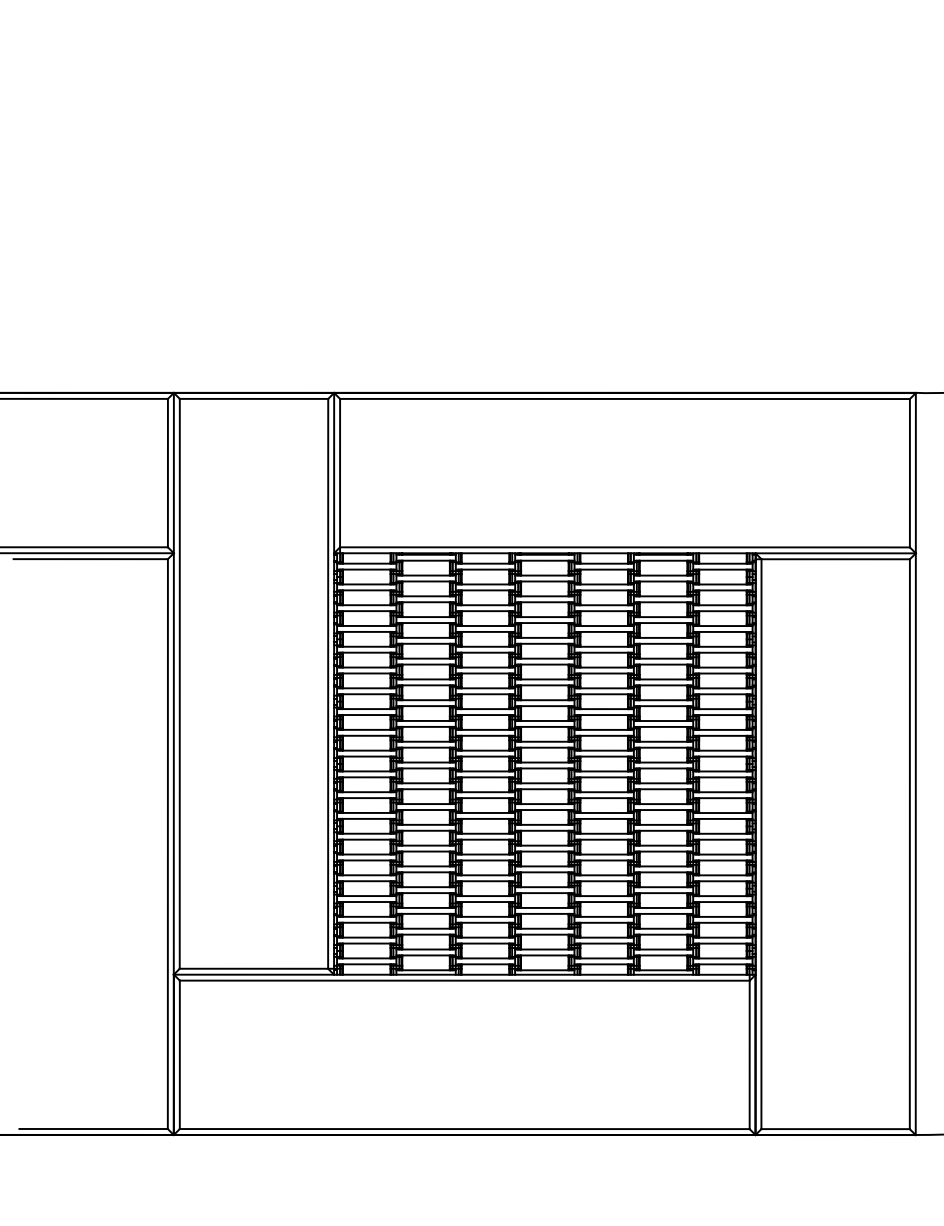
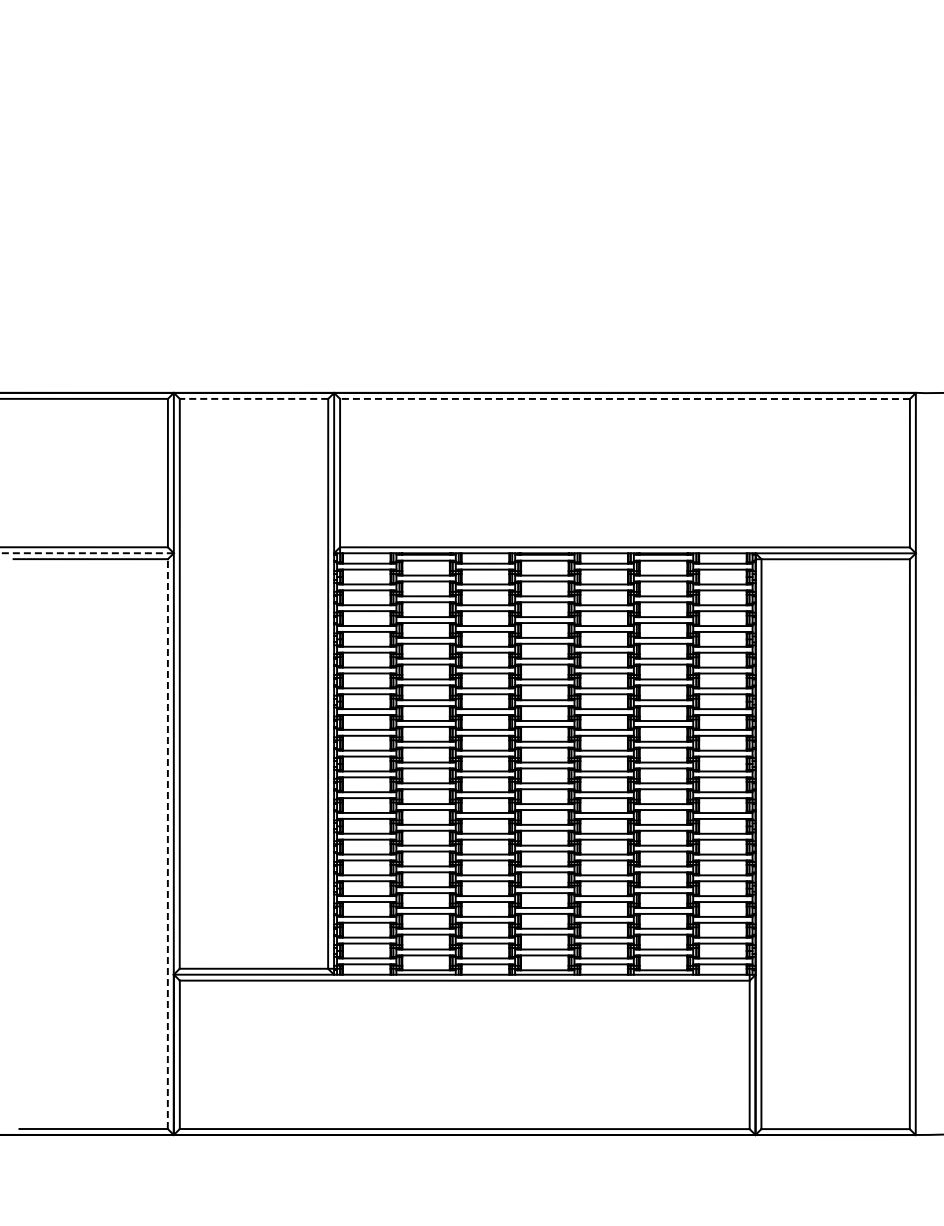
line: solid -> dashed (253, 398)
line: solid -> dashed (625, 398)
line: solid -> dashed (86, 553)
line: solid -> dashed (167, 844)
